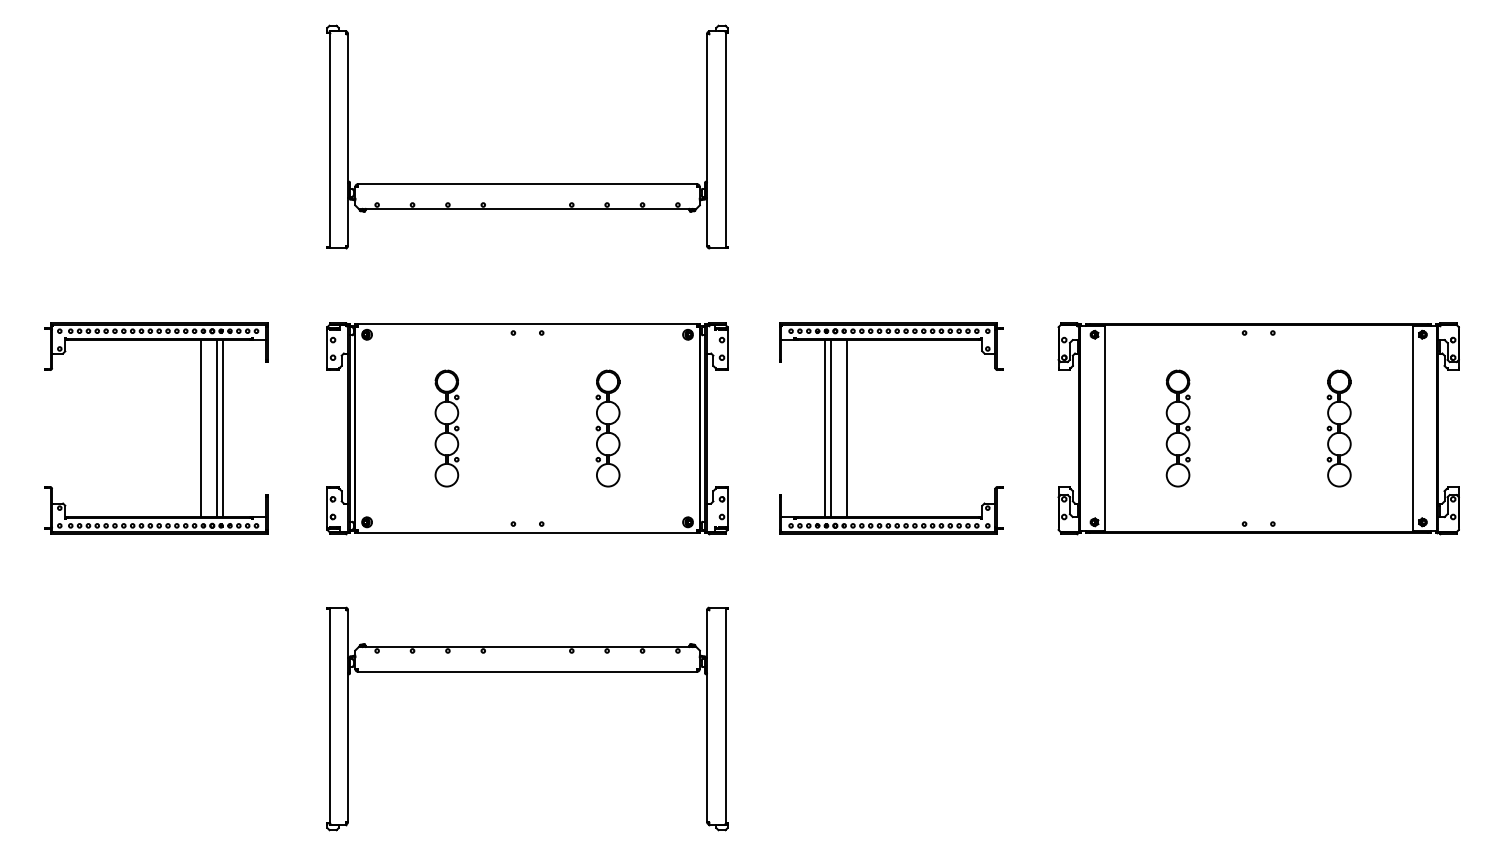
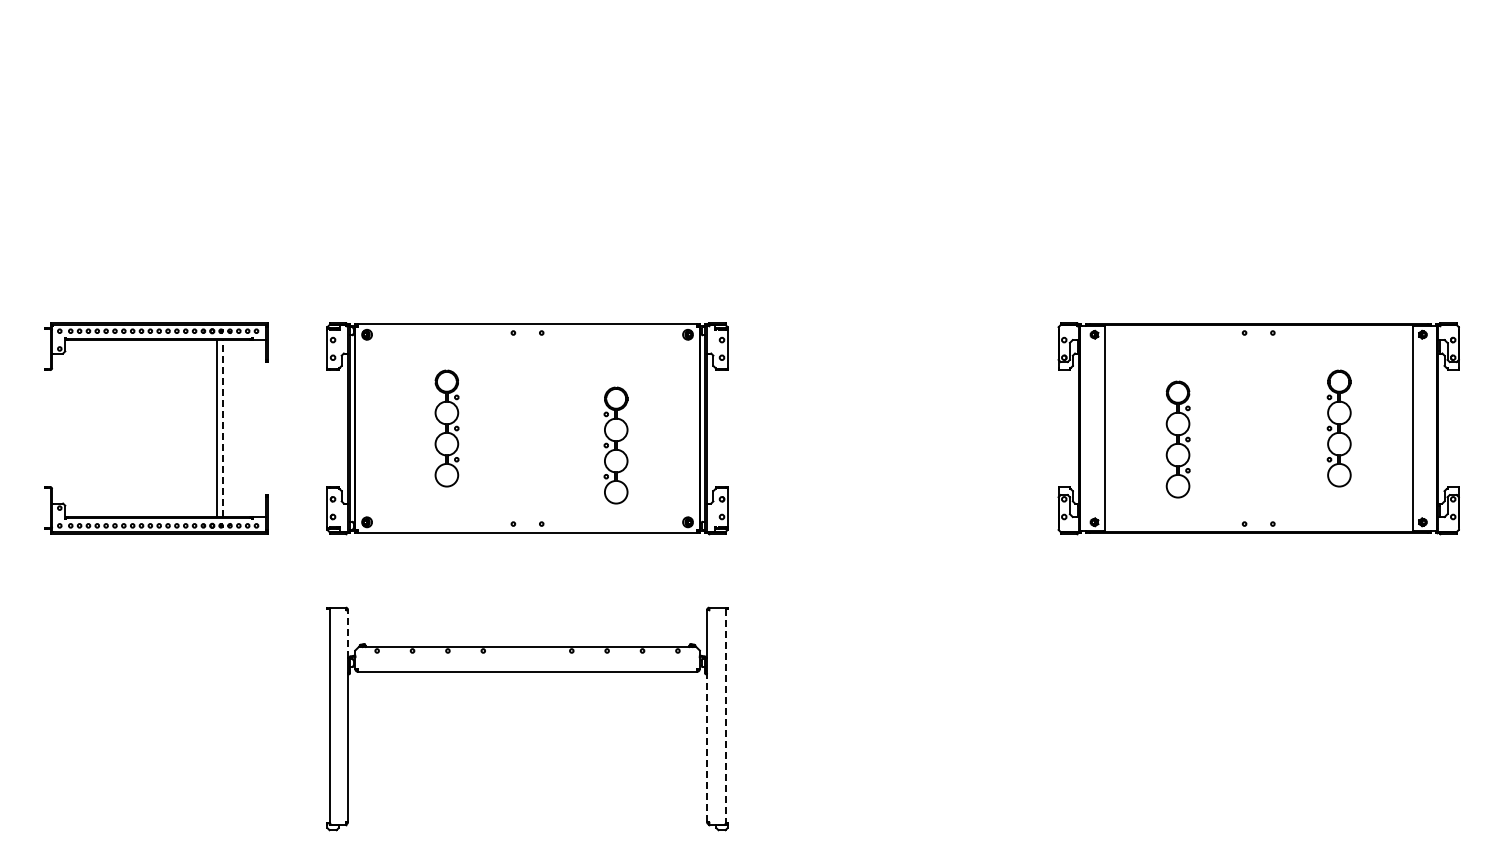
part: present -> none (527, 183)
line: present -> none (200, 428)
line: solid -> dashed (222, 428)
part position: (607, 428) -> (615, 445) (615, 445)
part: present -> none (847, 428)
part position: (1177, 428) -> (1177, 439) (1177, 439)
line: solid -> dashed (347, 633)
line: solid -> dashed (725, 715)
line: solid -> dashed (707, 747)
